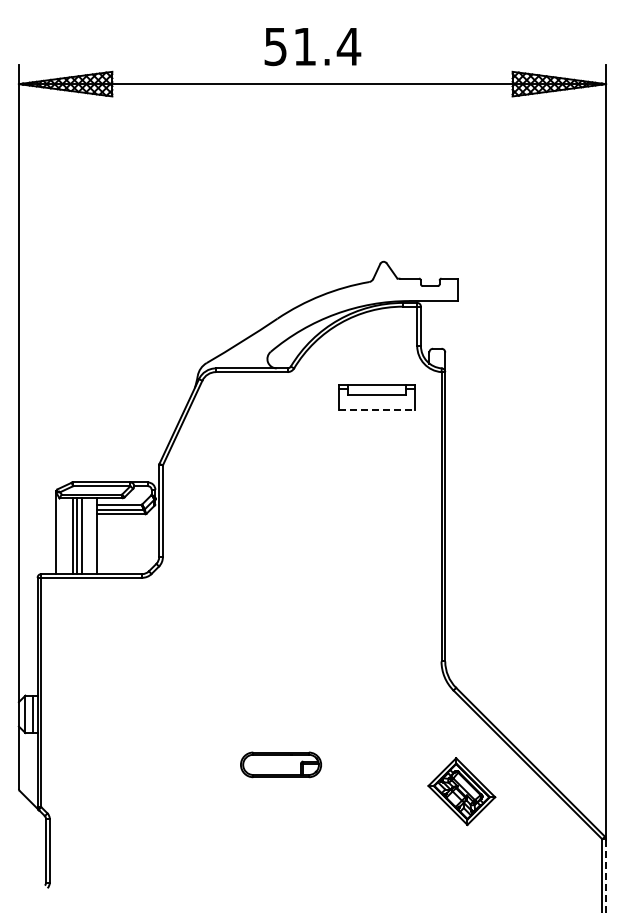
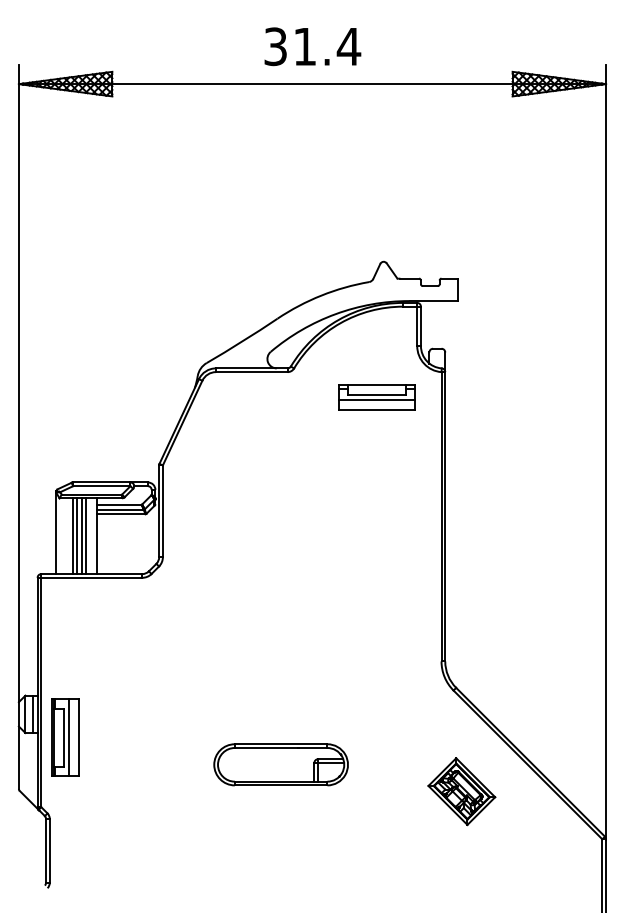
text: 51.4 -> 31.4 (275, 46)
line: none -> present (376, 400)
line: dashed -> solid (377, 409)
line: none -> present (86, 536)
part: none -> present (65, 737)
part size: 82x28 px -> 136x44 px (280, 764)
line: dashed -> solid (606, 875)
